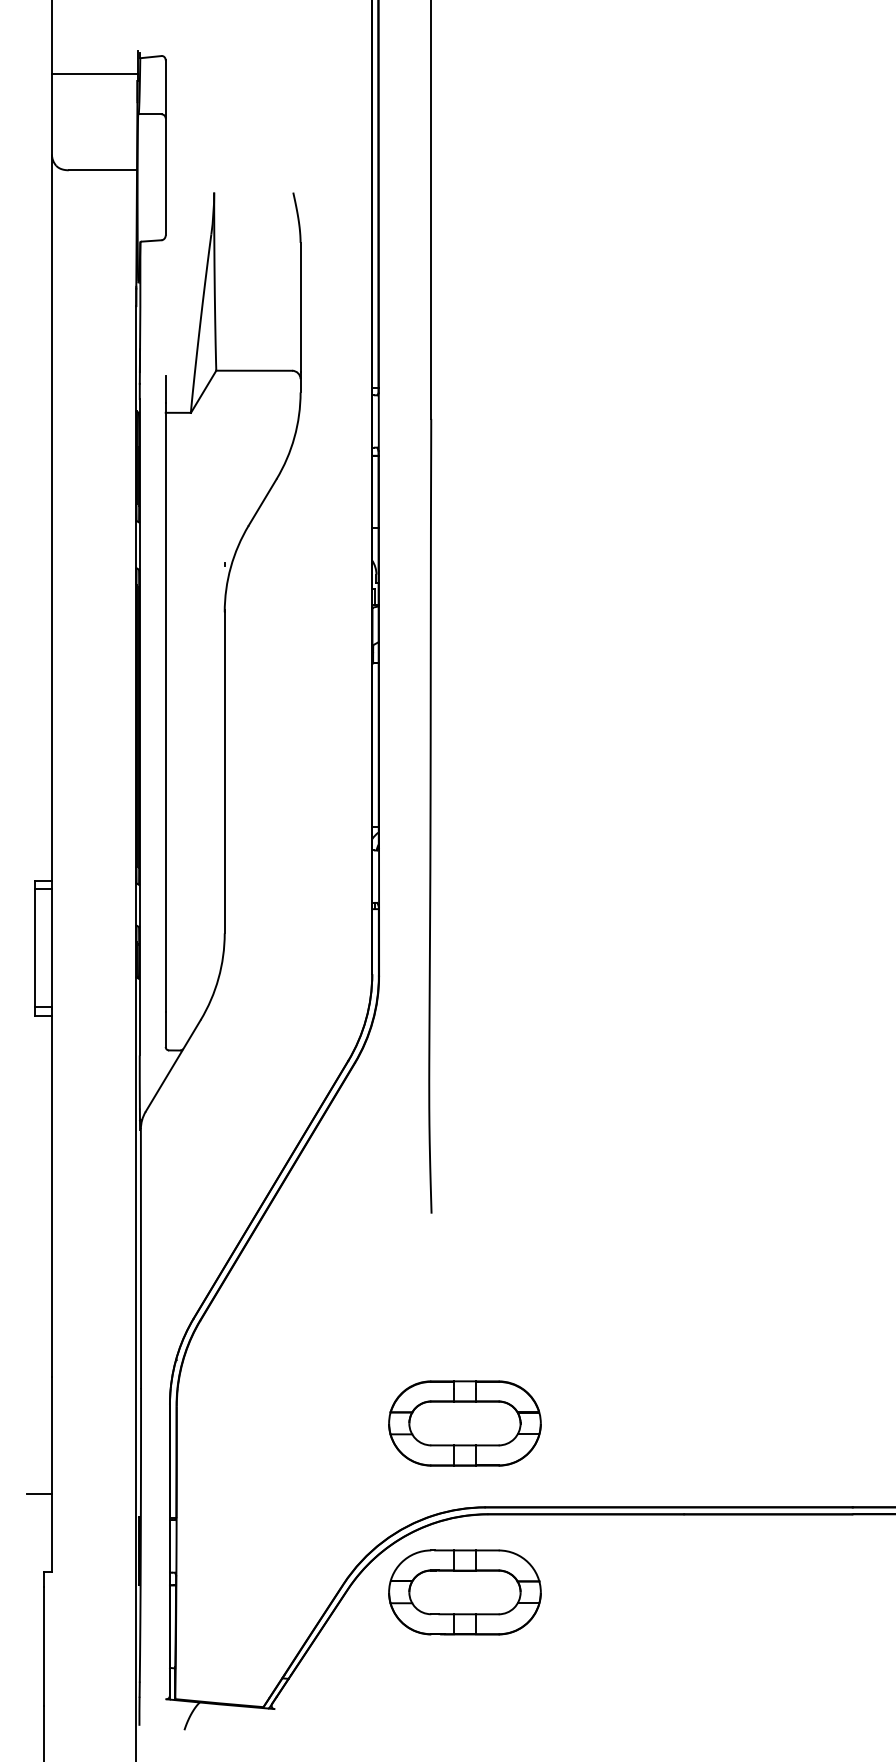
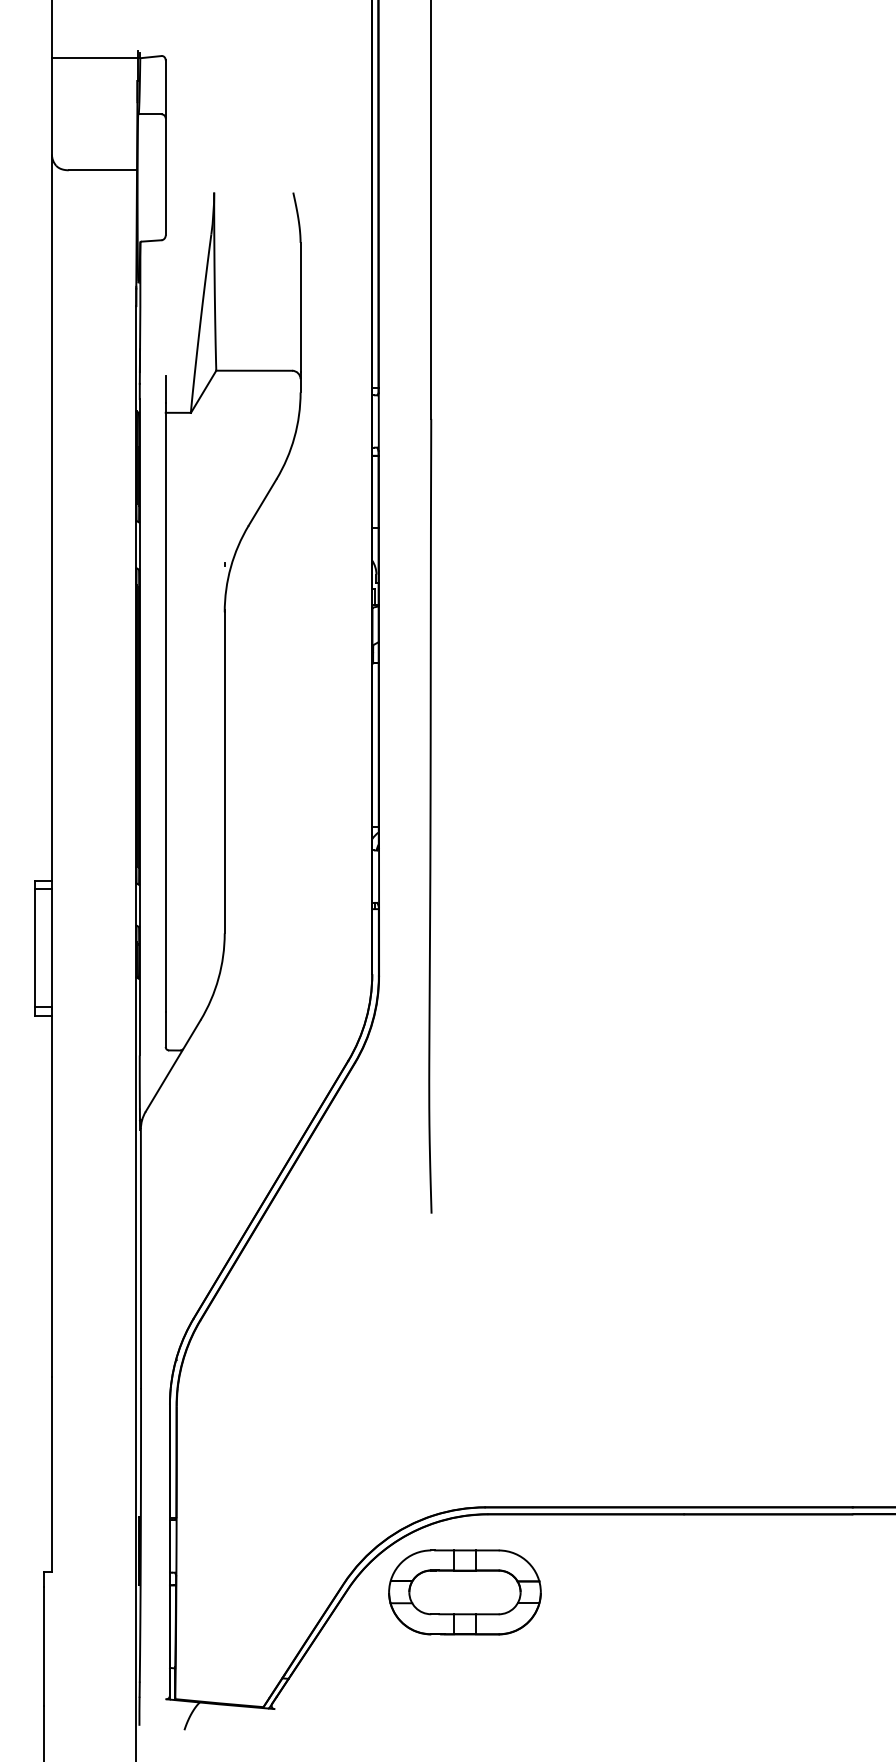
line position: (94, 74) -> (94, 58) (94, 58)
part: present -> none (464, 1423)
line: present -> none (38, 1493)
